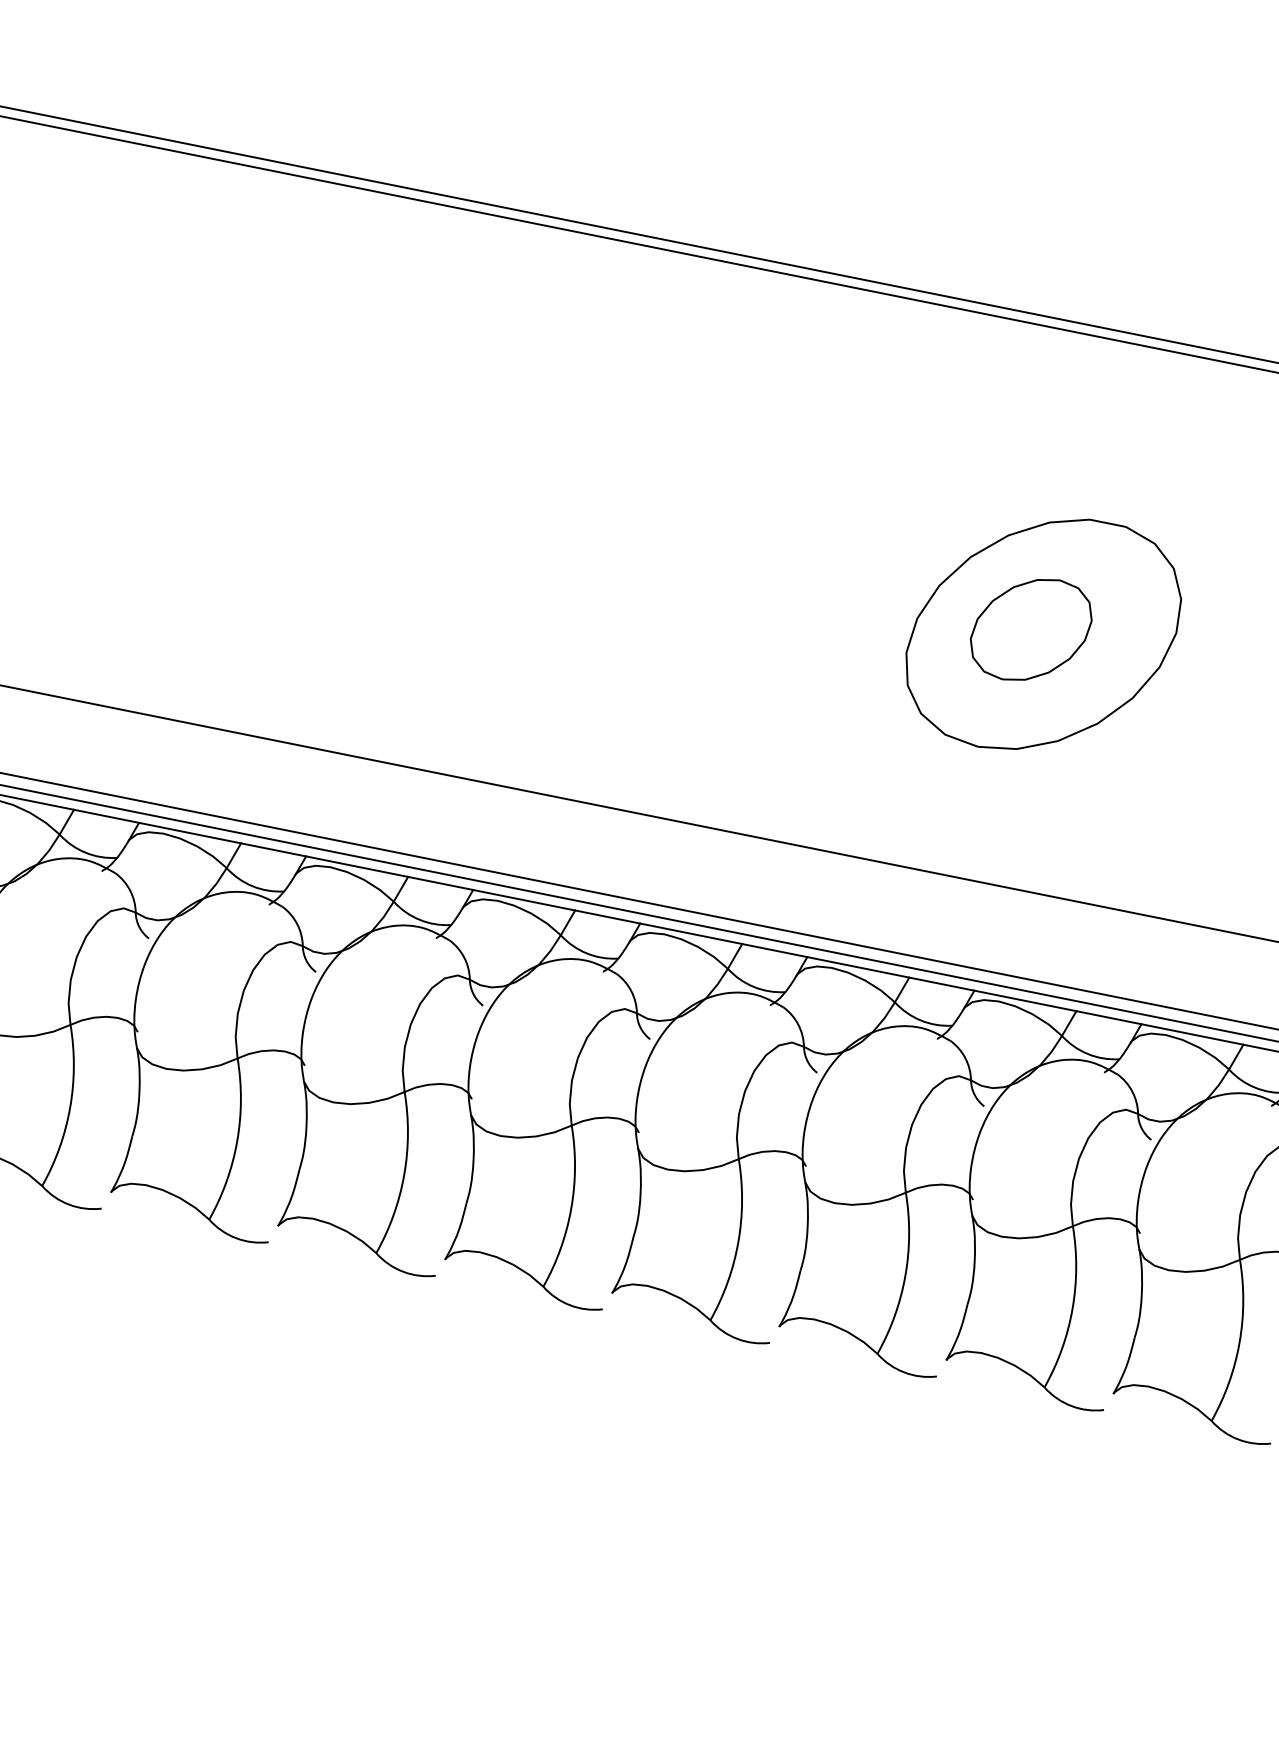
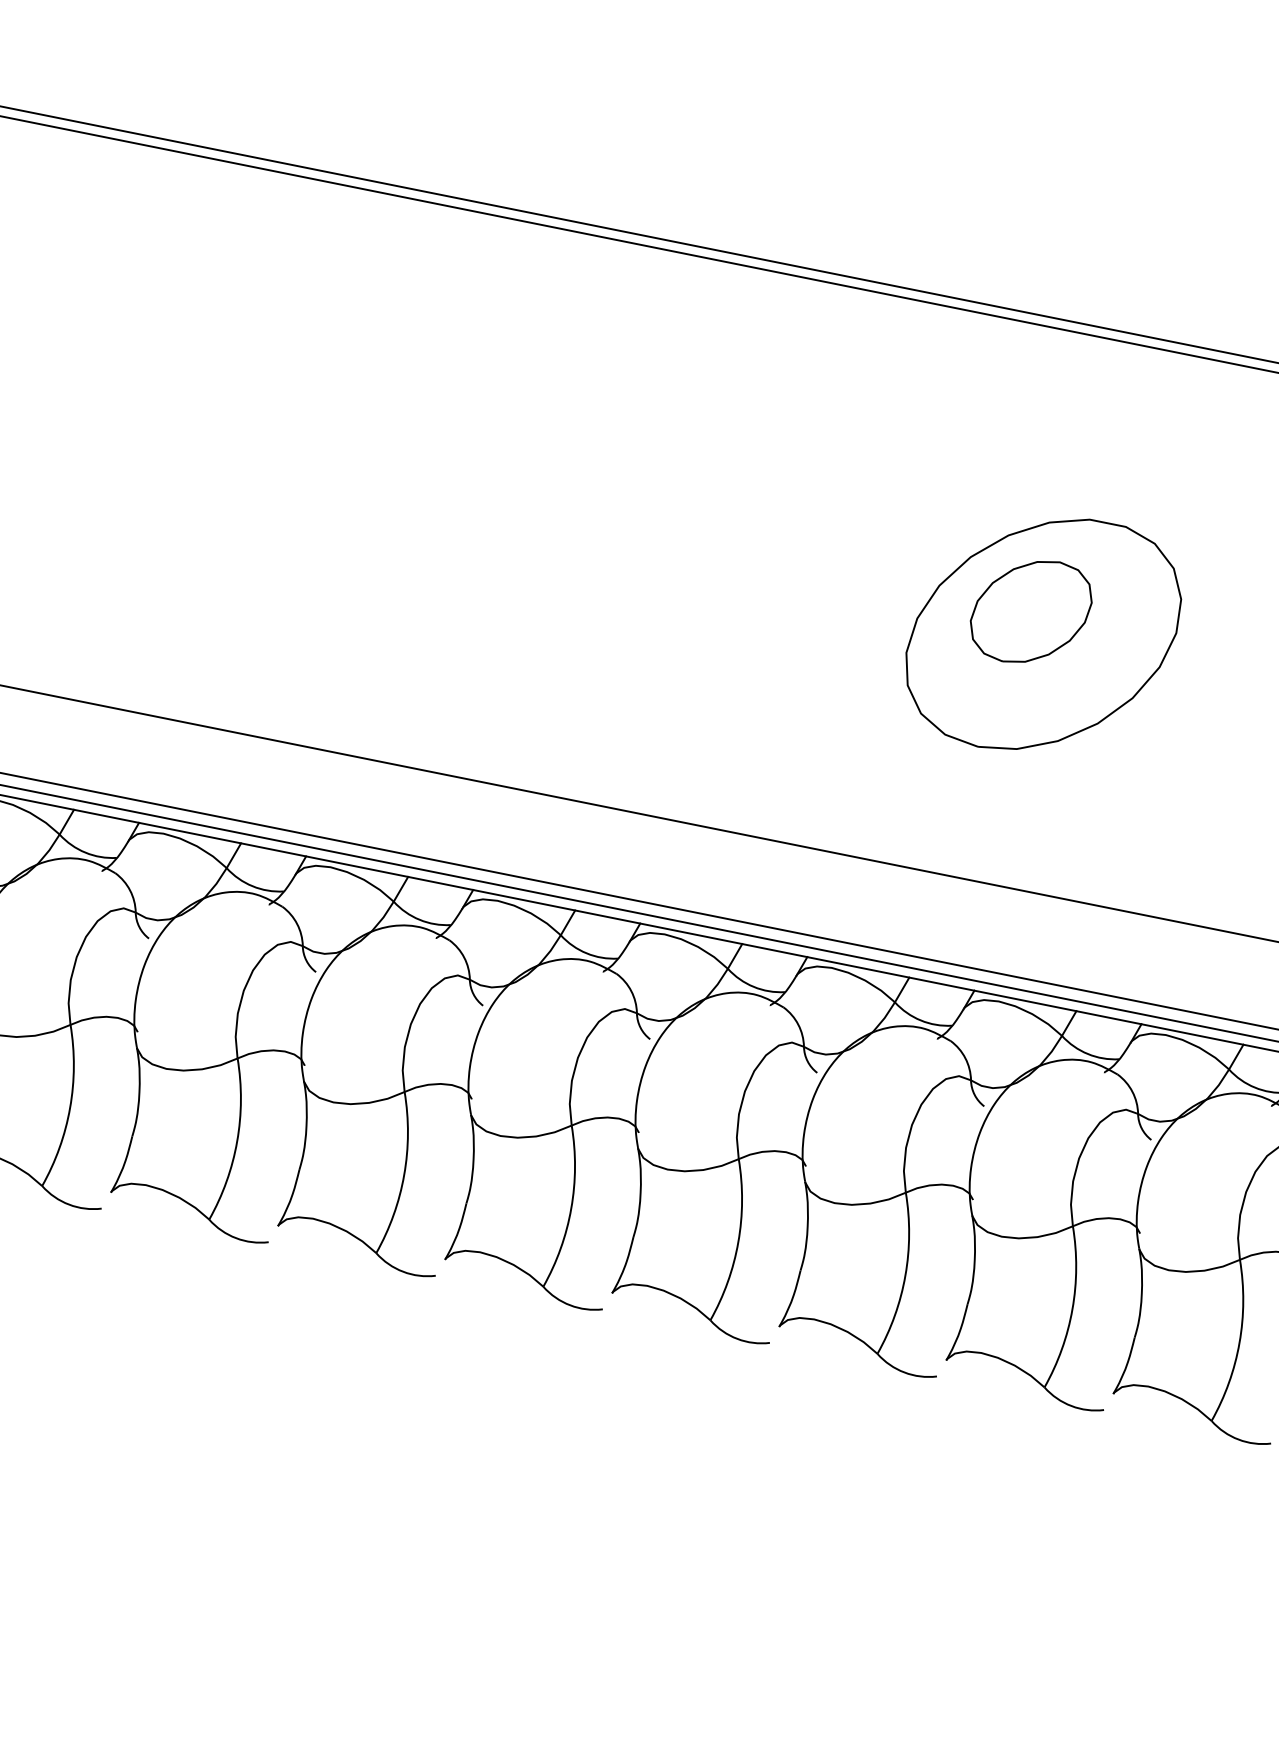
part position: (1030, 629) -> (1030, 611) (1030, 611)
